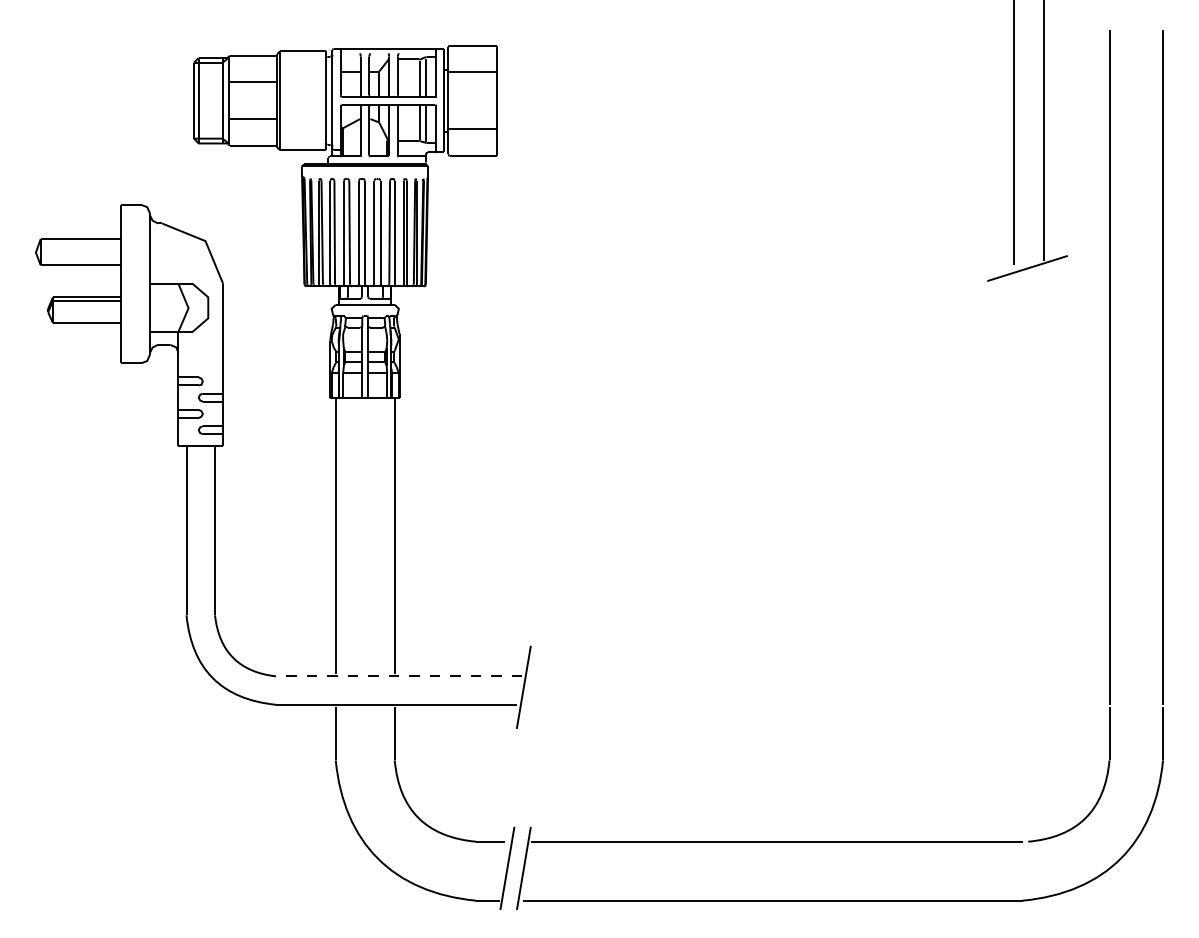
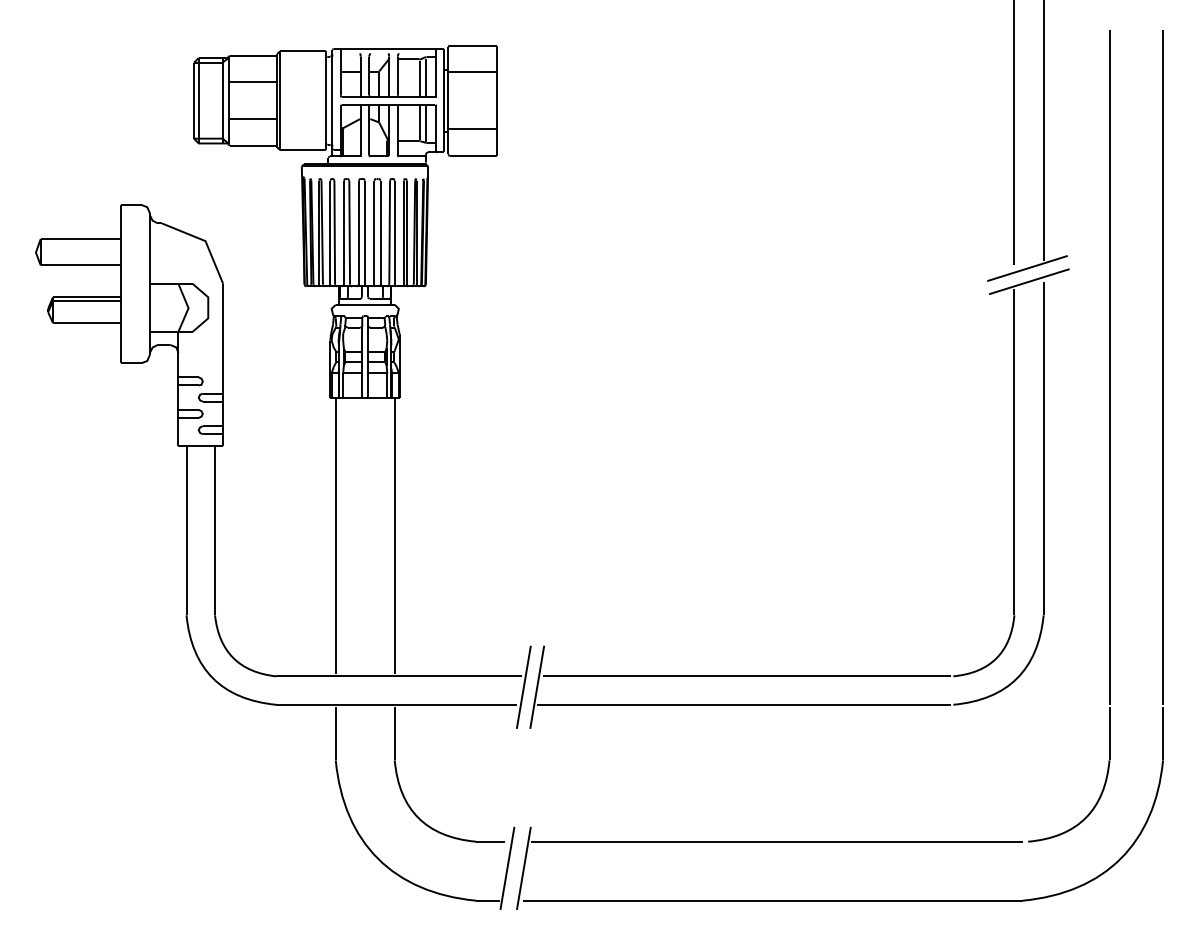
part: none -> present (799, 675)
line: dashed -> solid (398, 676)
